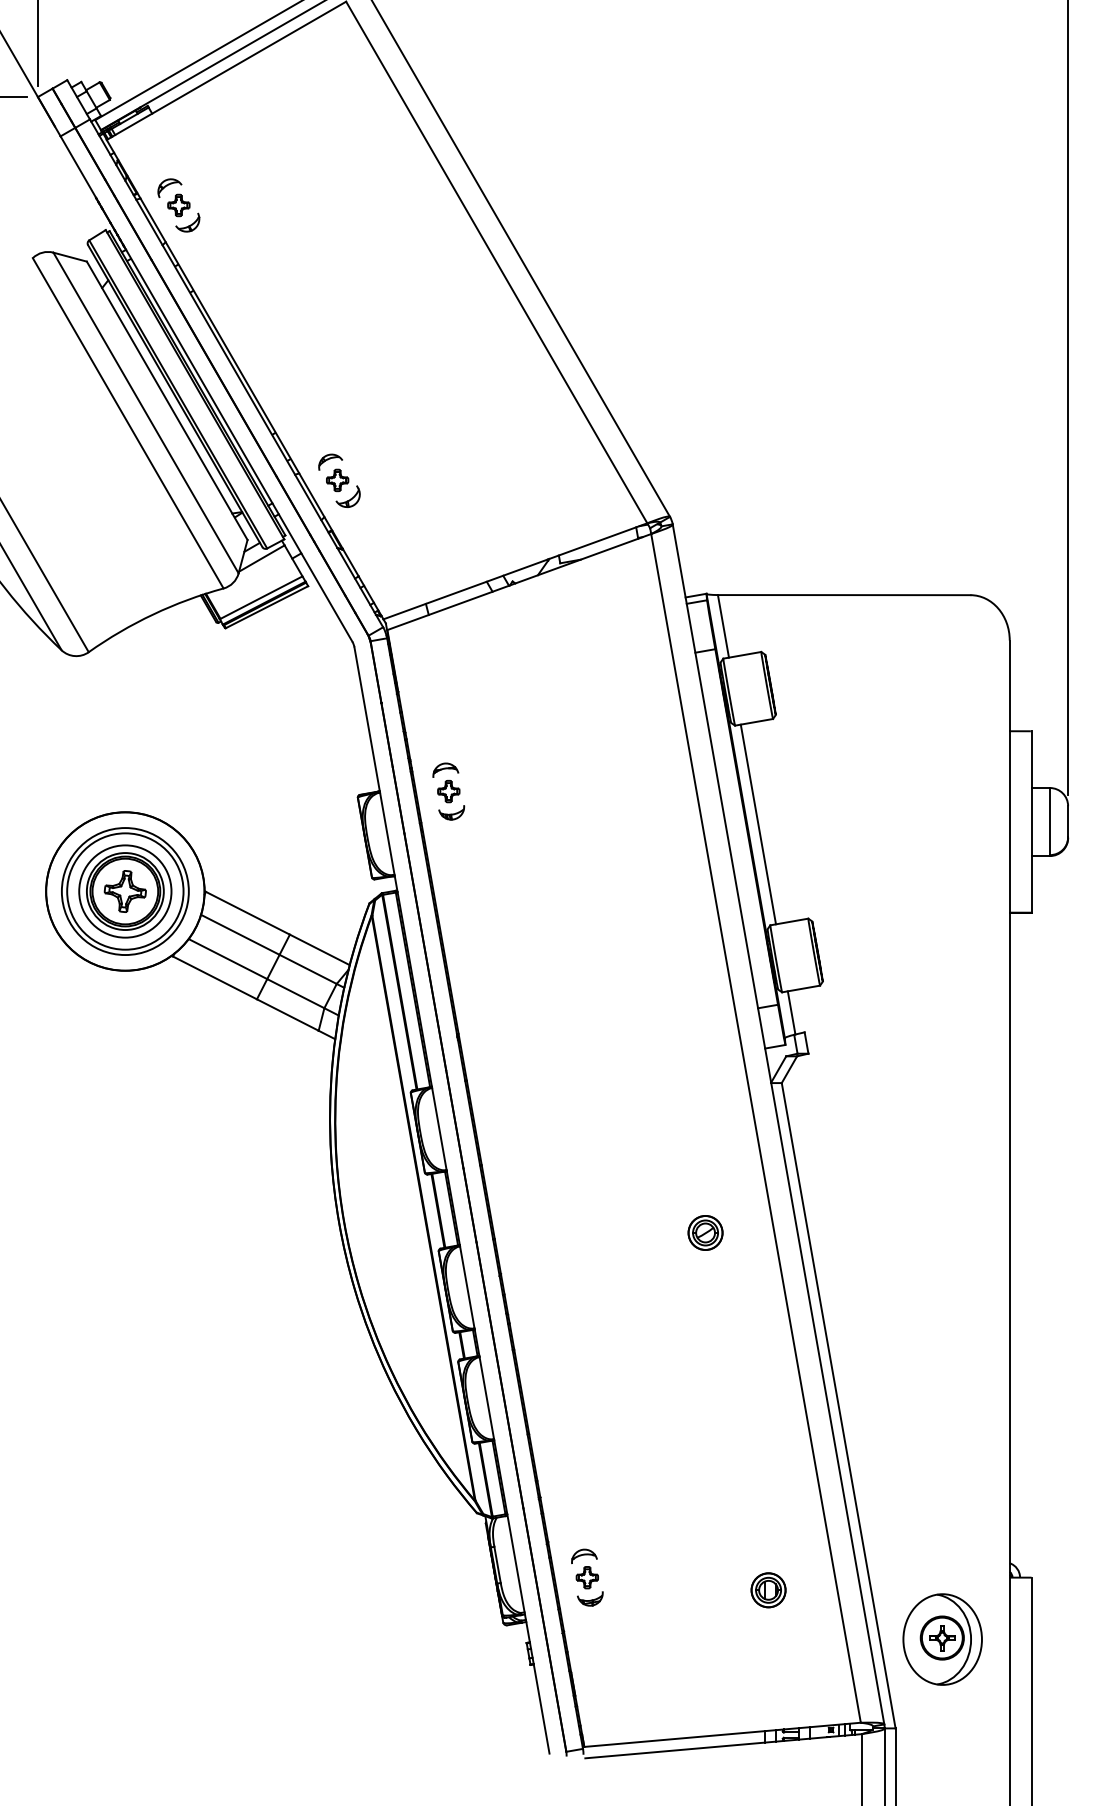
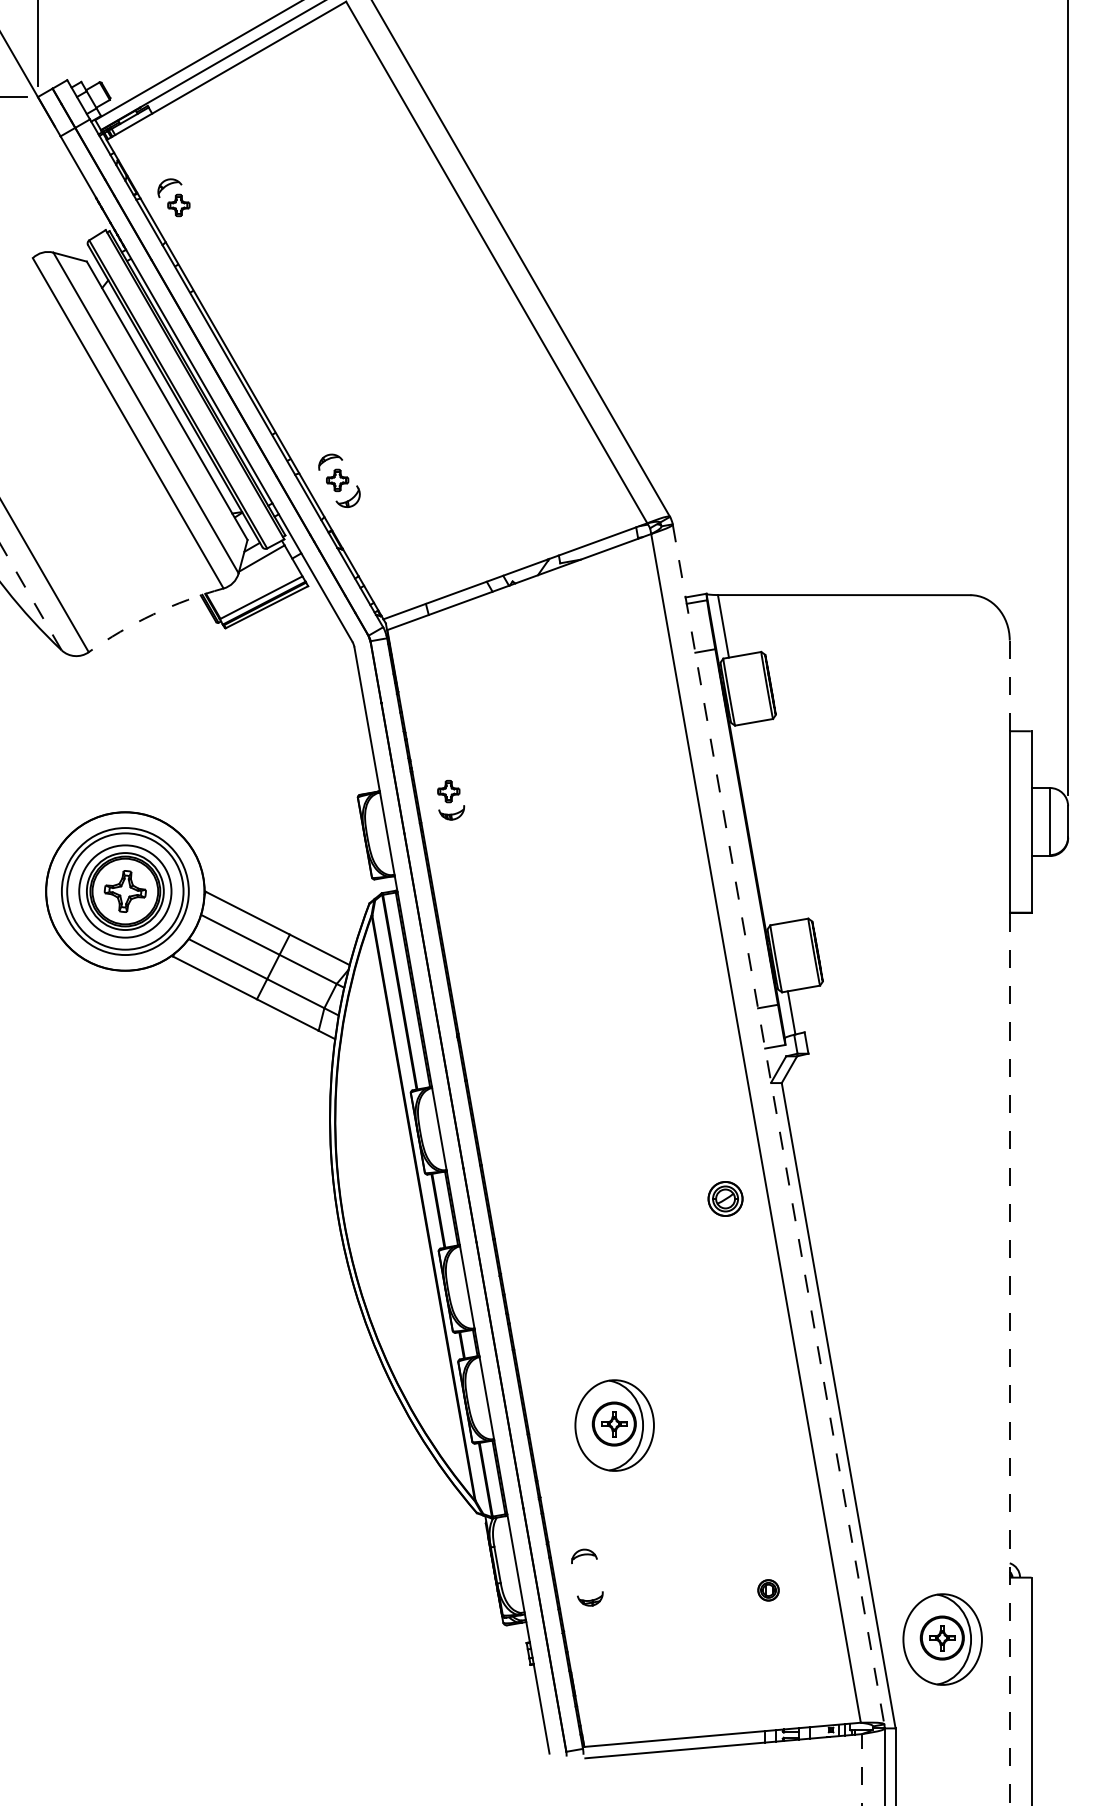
part: present -> none (187, 222)
line: solid -> dashed (30, 596)
arc: solid -> dashed (153, 614)
line: solid -> dashed (1009, 685)
part: present -> none (445, 769)
line: present -> none (758, 824)
line: solid -> dashed (778, 1124)
part position: (705, 1232) -> (725, 1198) (725, 1198)
line: solid -> dashed (1009, 1358)
part: none -> present (614, 1425)
part: present -> none (586, 1577)
part size: 37x37 px -> 23x23 px (768, 1590)
line: solid -> dashed (861, 1769)
